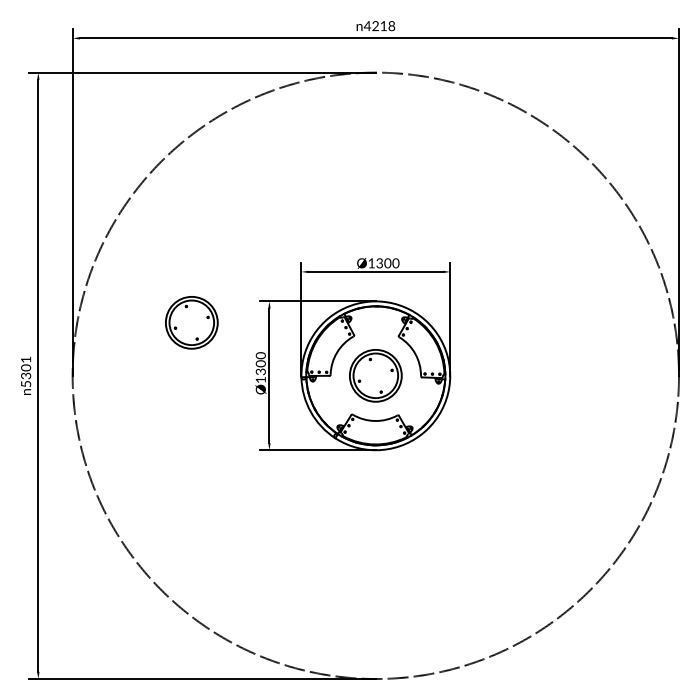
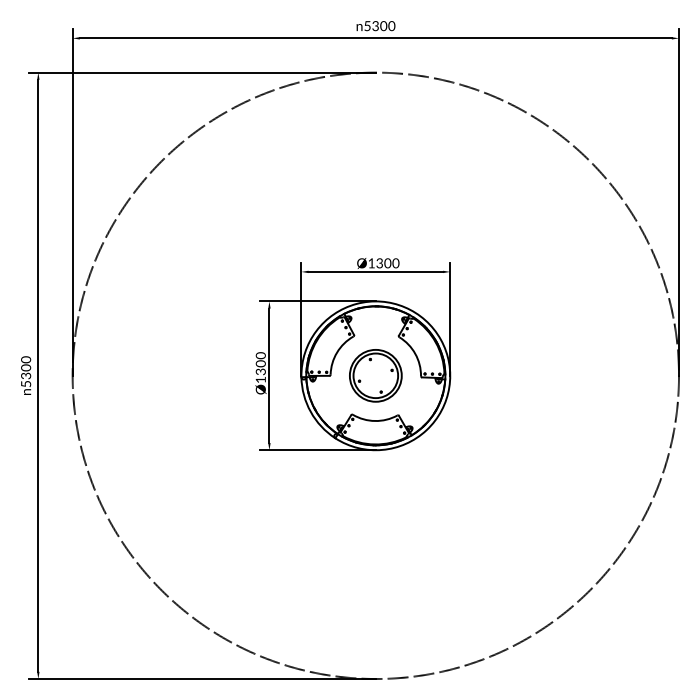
text: 4218 -> 5300 (379, 26)
part: present -> none (191, 322)
text: 5301 -> 5300 (26, 359)
